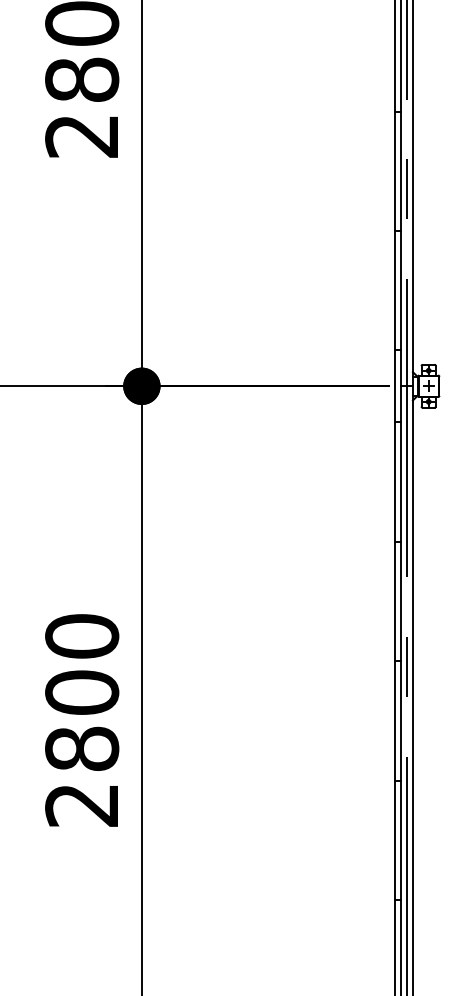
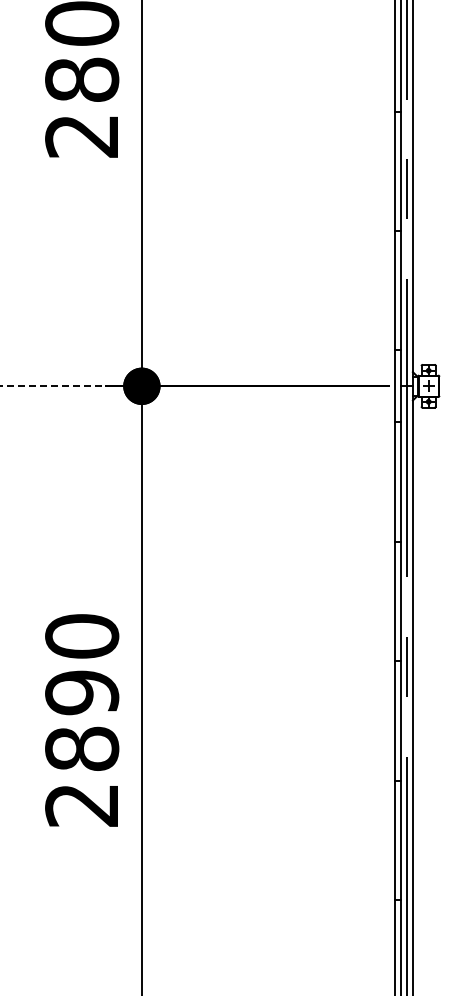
line: solid -> dashed (56, 386)
text: 2800 -> 2890 (82, 692)
